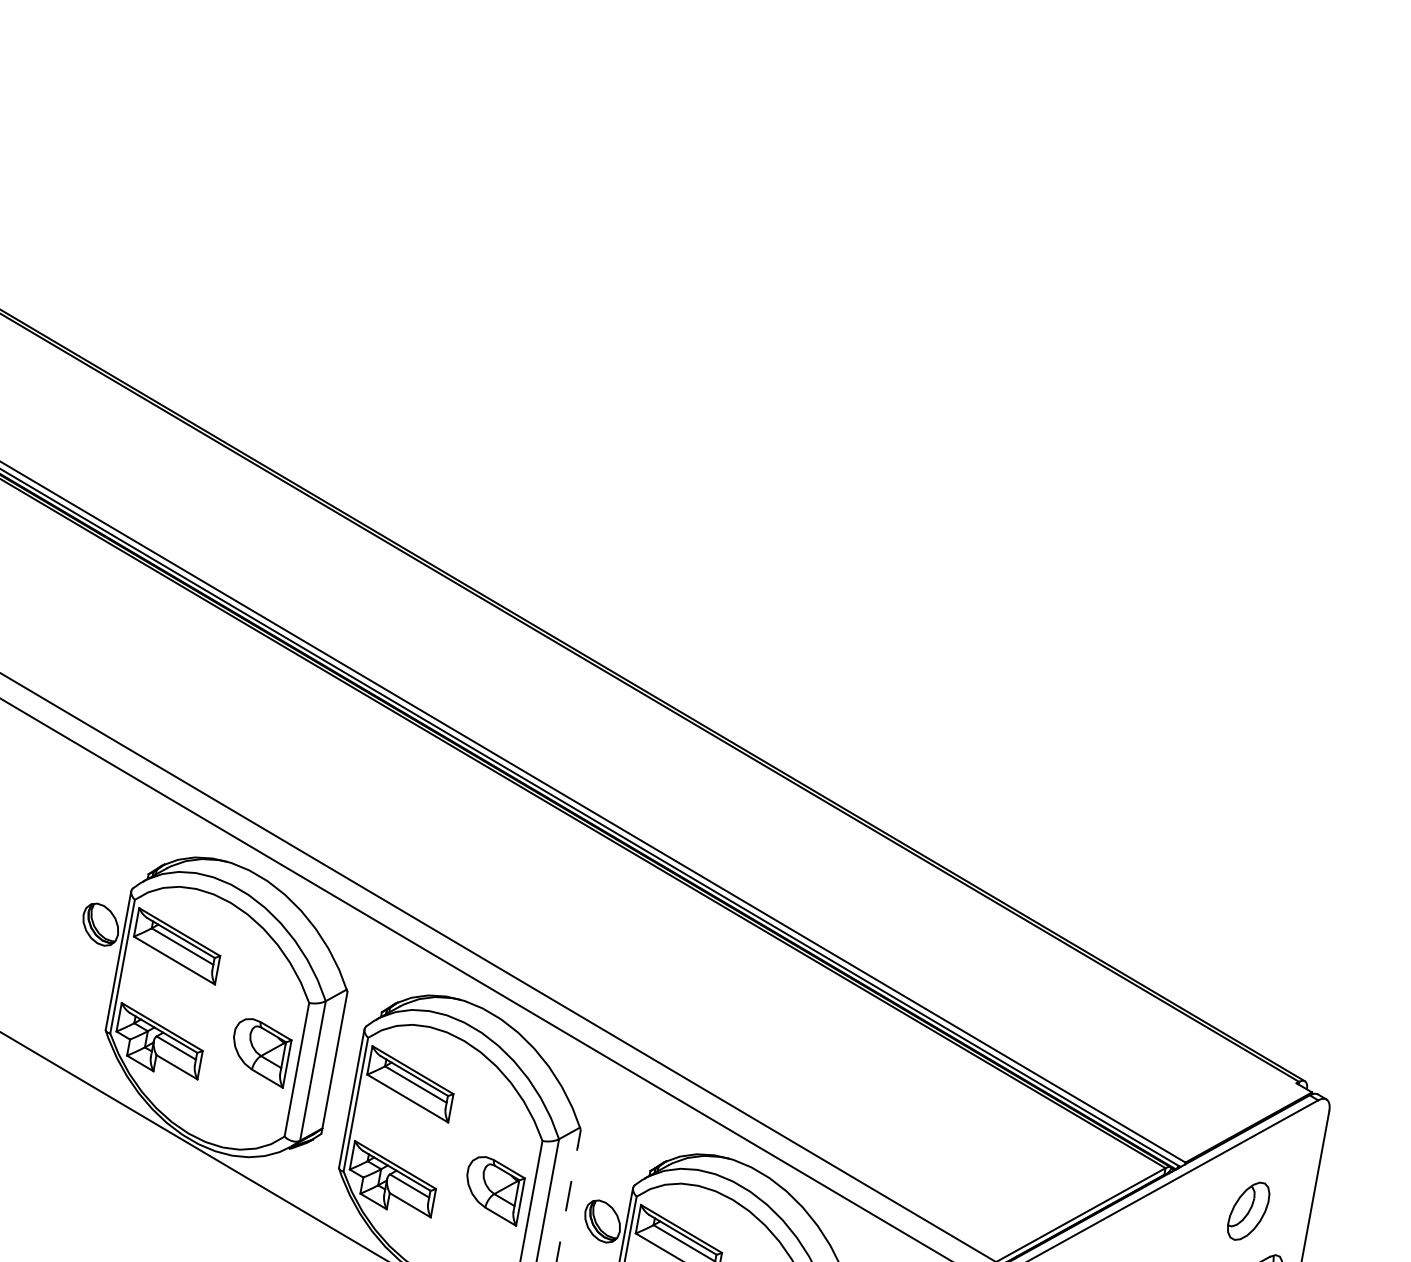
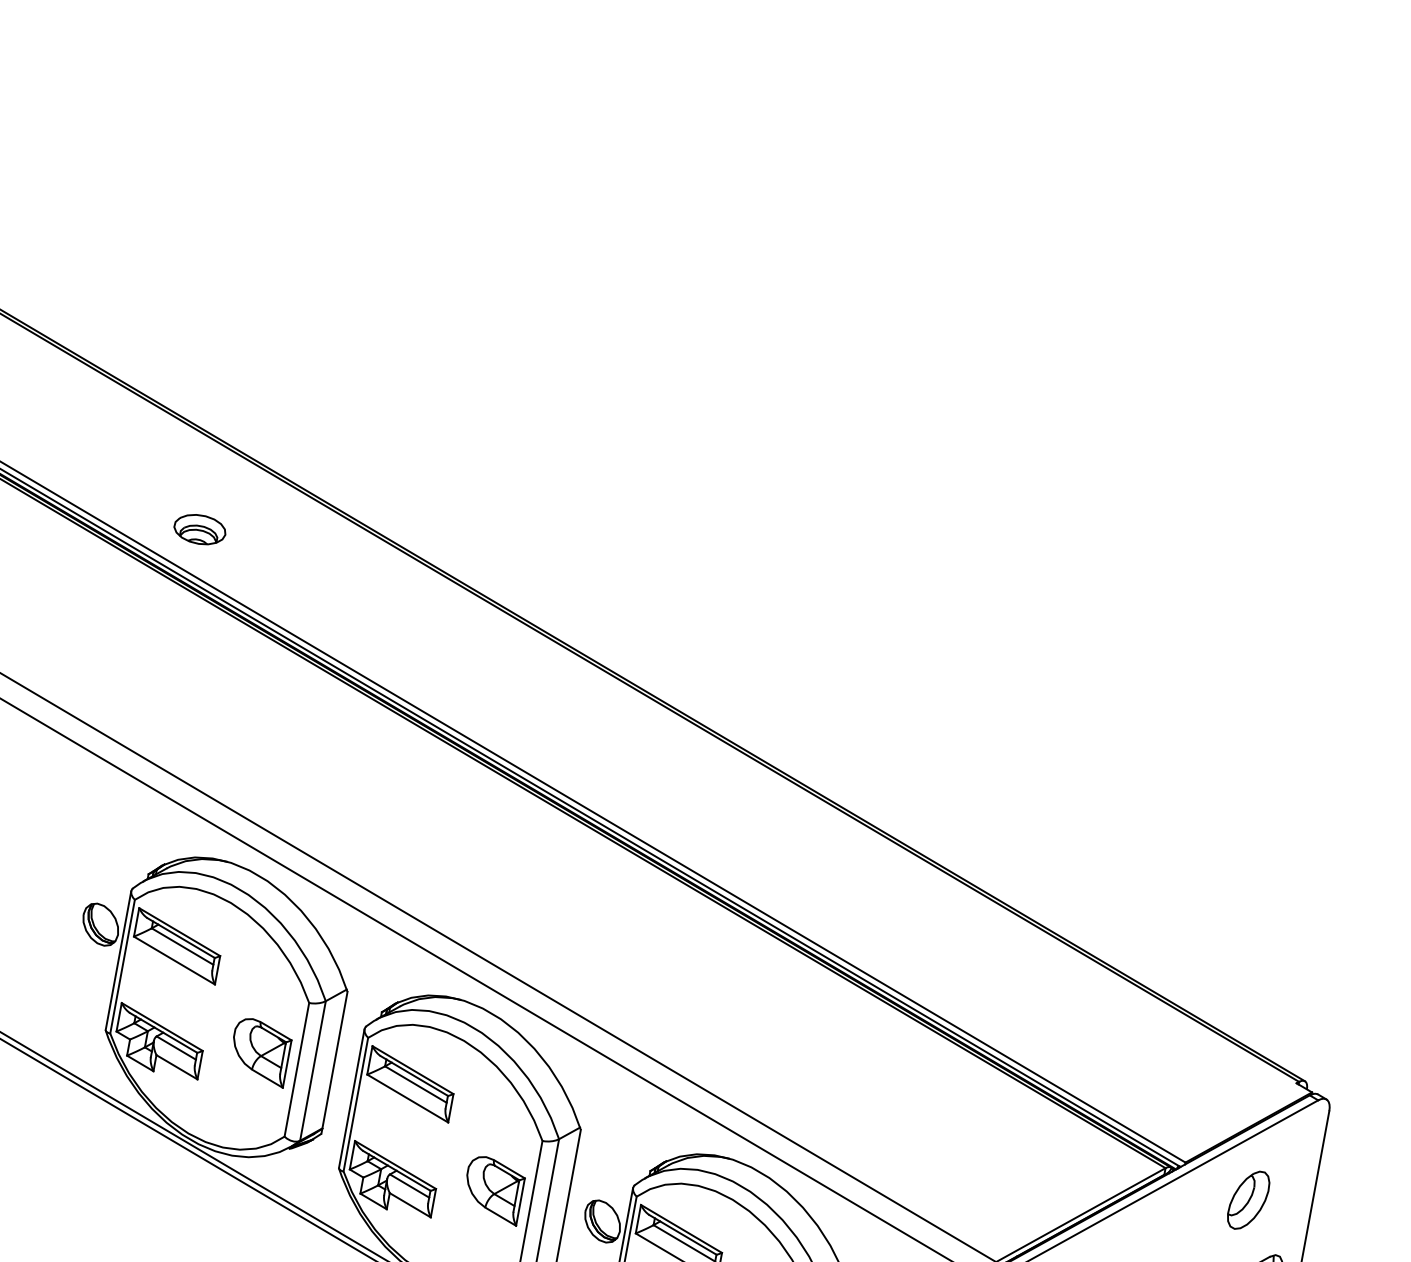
part: none -> present (199, 529)
line: none -> present (186, 1149)
line: dashed -> solid (568, 1195)
part position: (1248, 1210) -> (1248, 1199) (1248, 1199)
